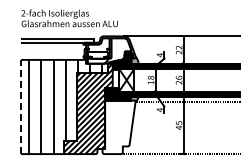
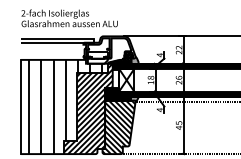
line: dashed -> solid (21, 106)
hatch: none -> present (118, 127)
